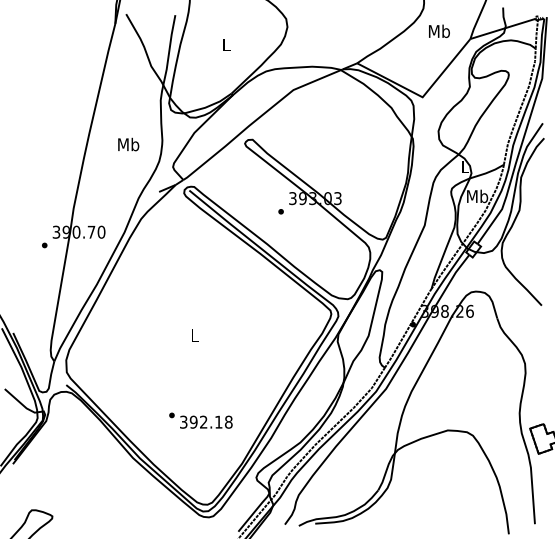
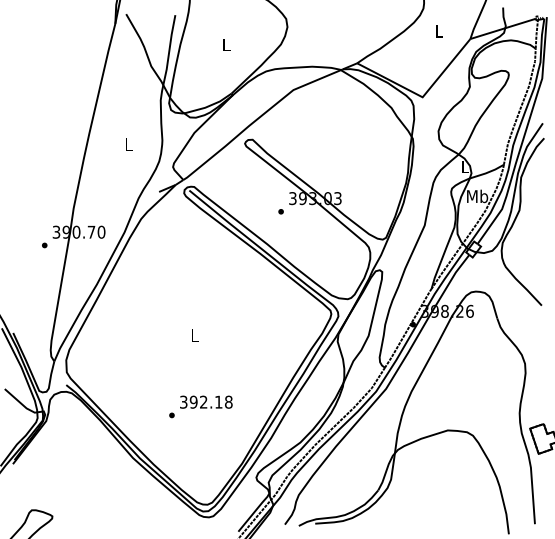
text: Mb -> L (439, 31)
text: Mb -> L (128, 144)
text position: (206, 421) -> (206, 401) (206, 401)
